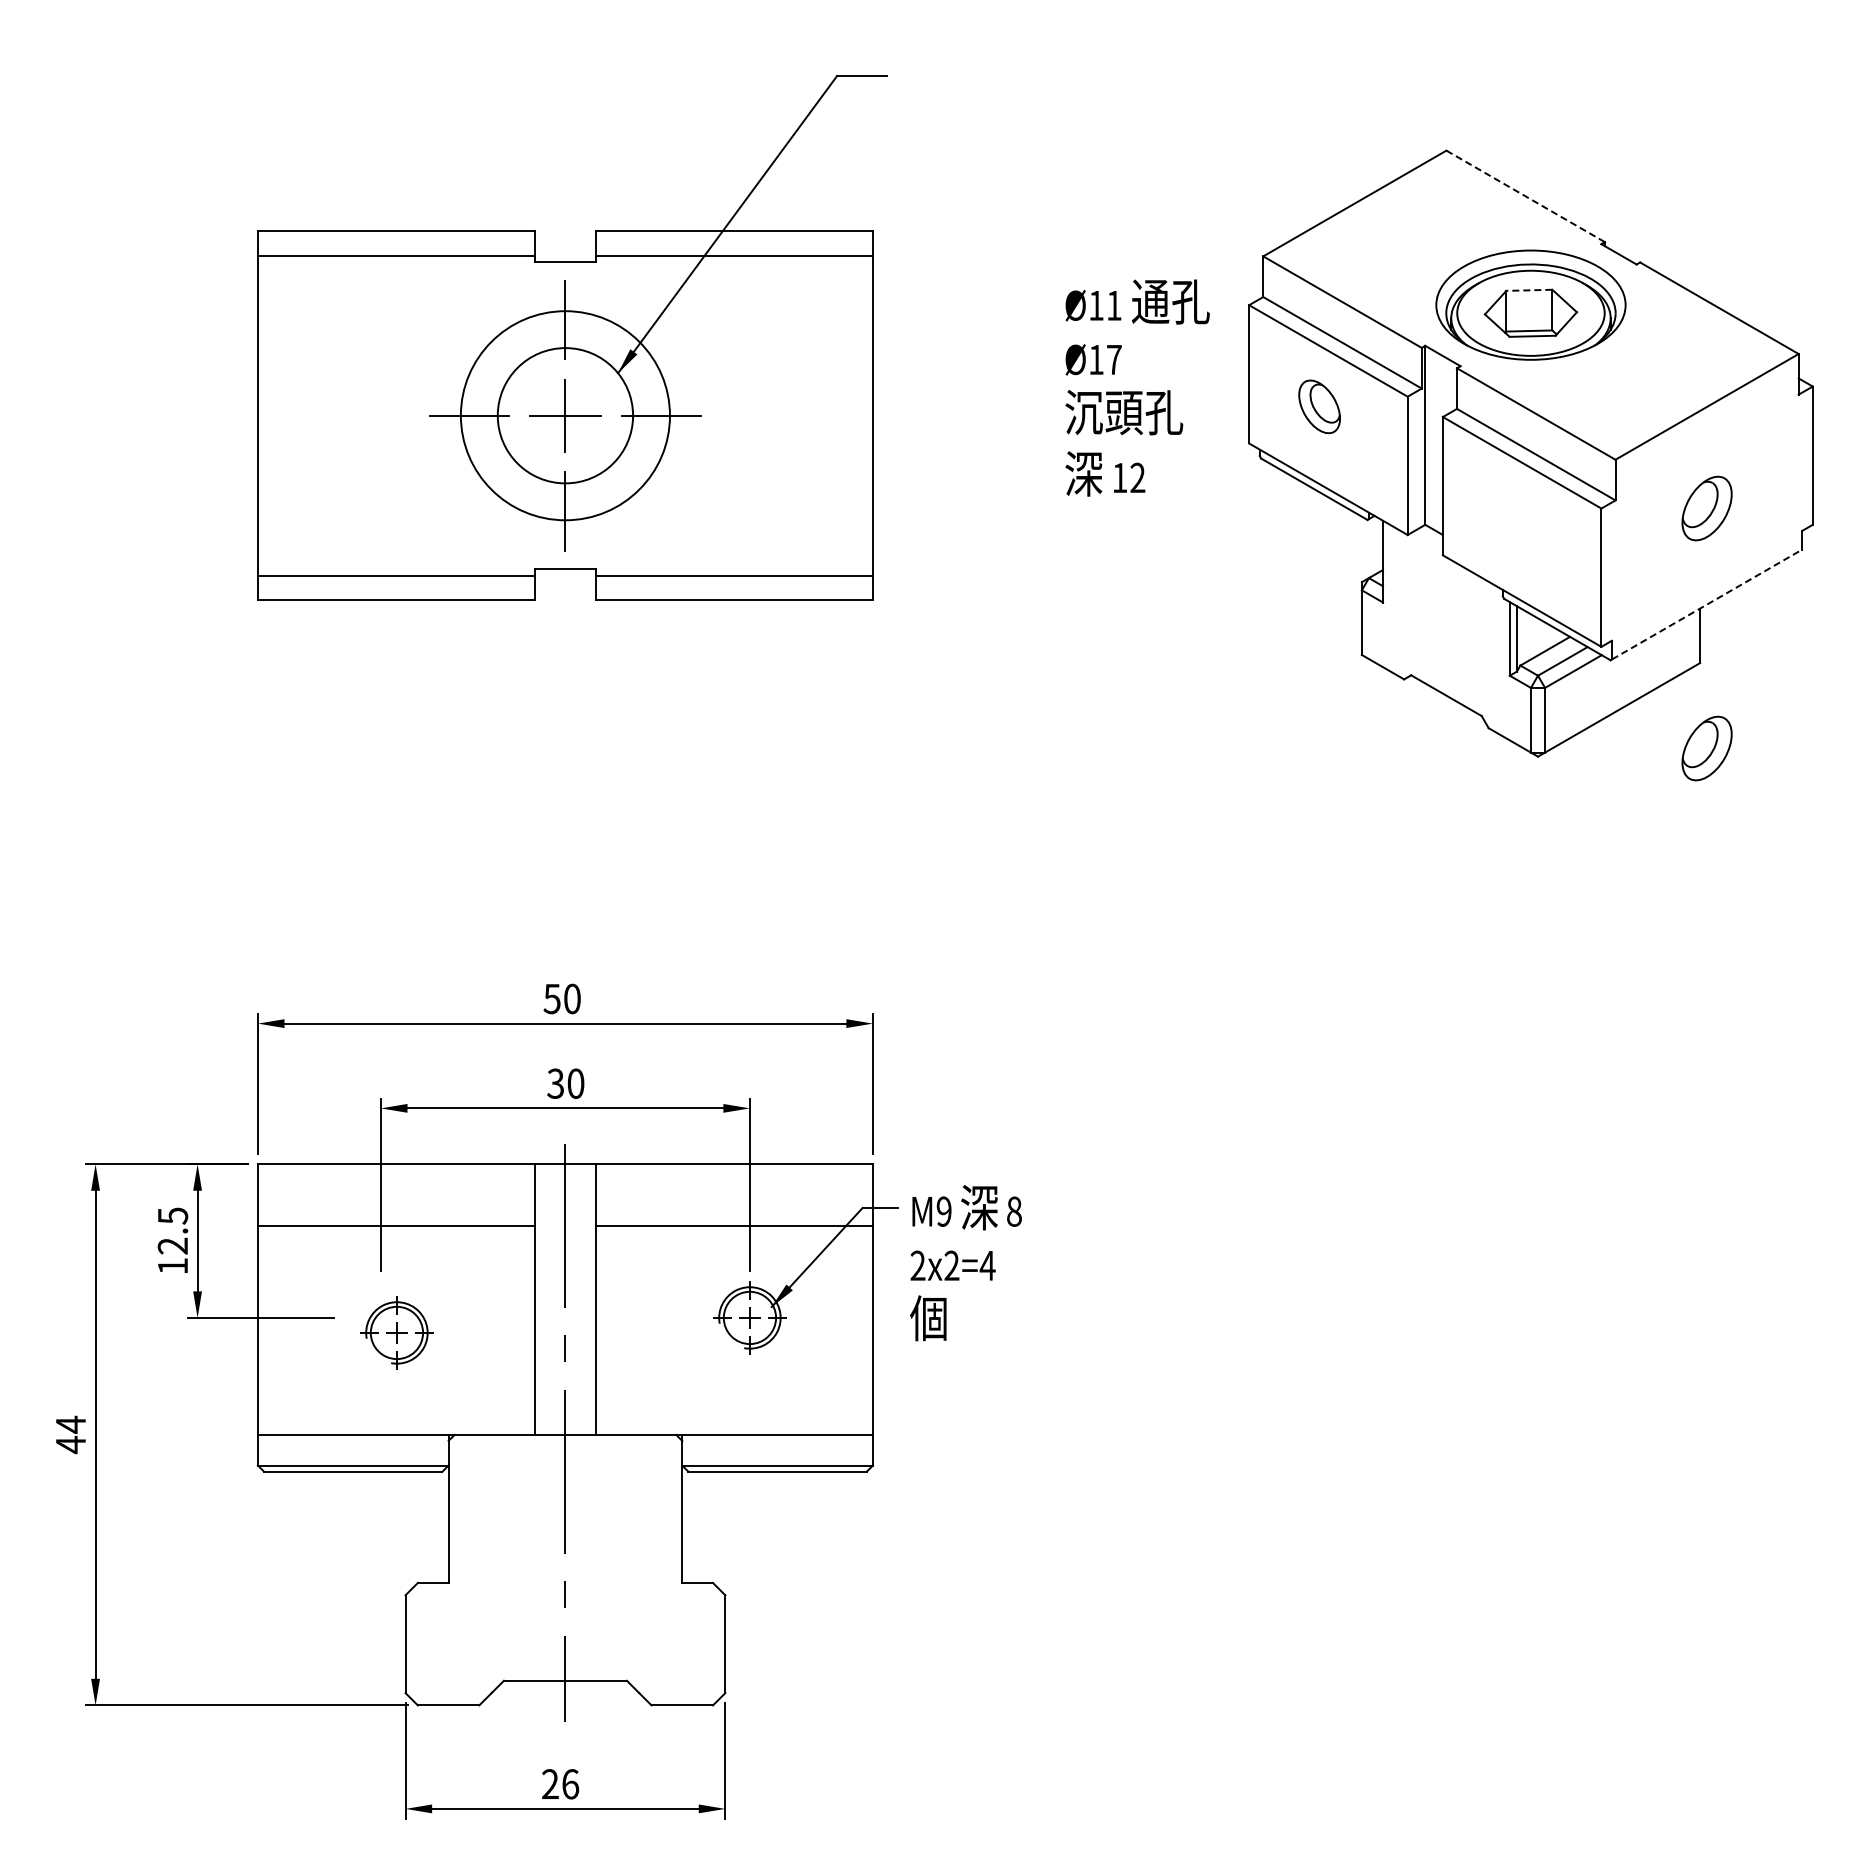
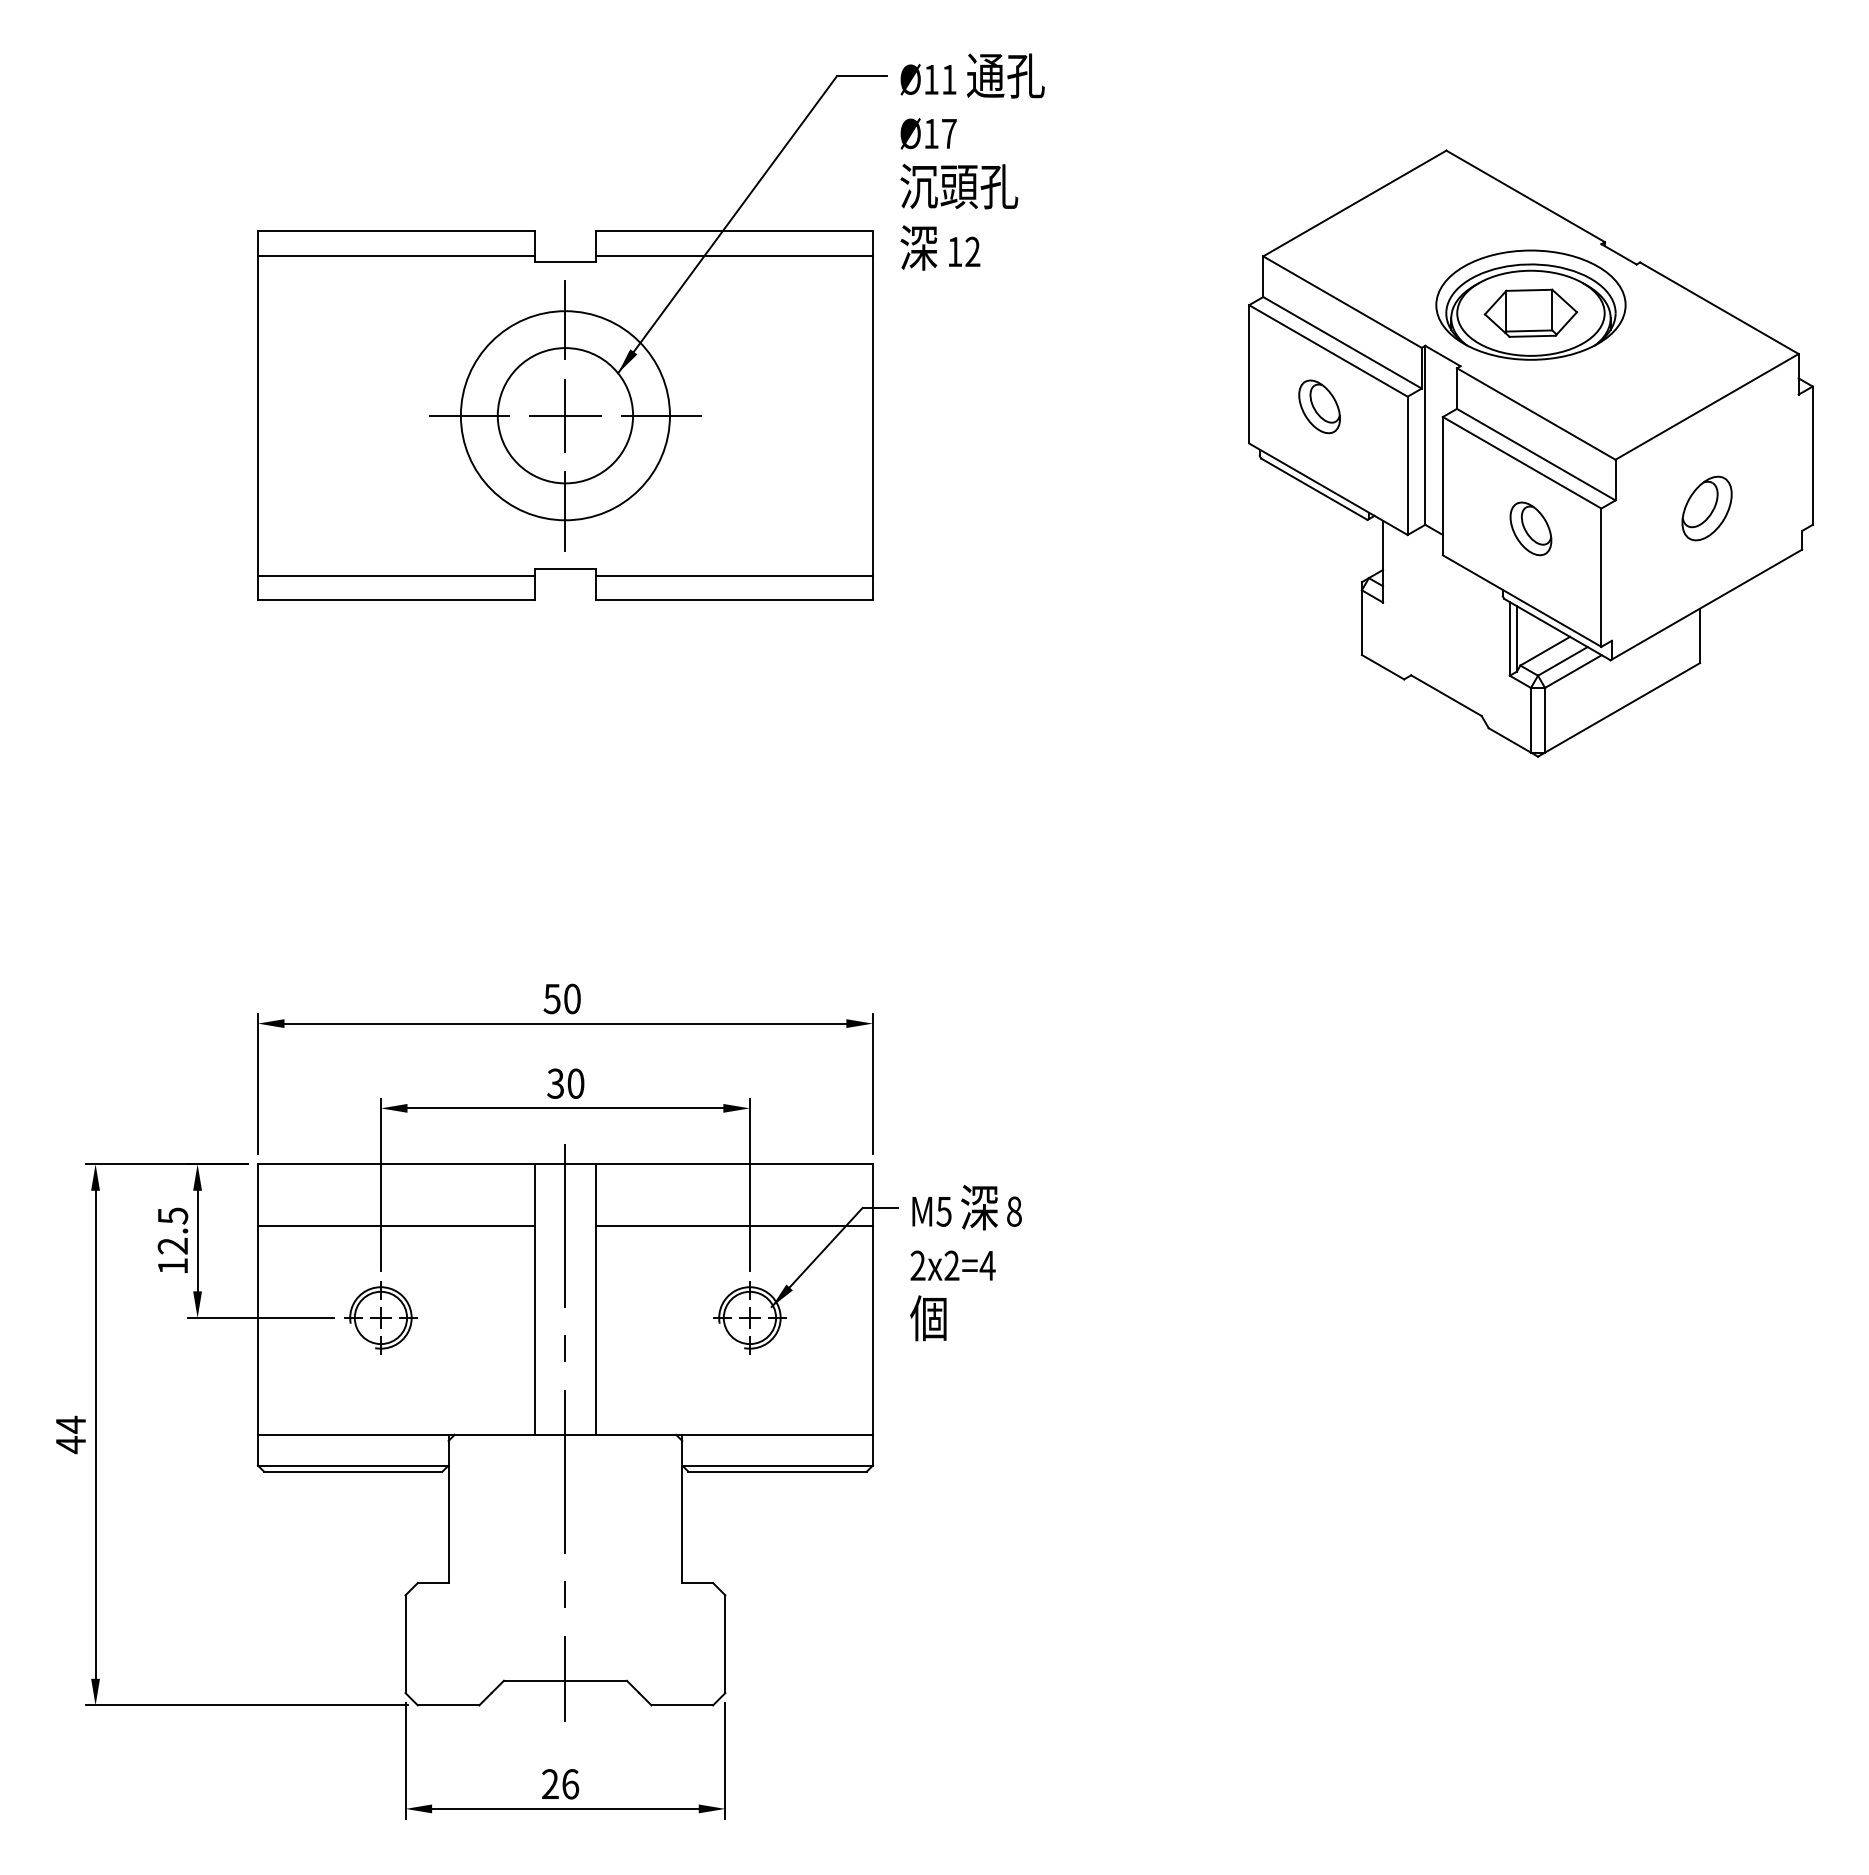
line: dashed -> solid (1525, 196)
line: dashed -> solid (1529, 290)
text position: (1137, 387) -> (972, 161) (972, 161)
part: none -> present (1530, 528)
line: dashed -> solid (1707, 604)
part: present -> none (1706, 748)
text: M9 -> M5 (943, 1211)
part position: (396, 1332) -> (380, 1317) (380, 1317)
